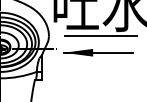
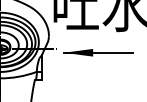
line: present -> none (100, 35)
